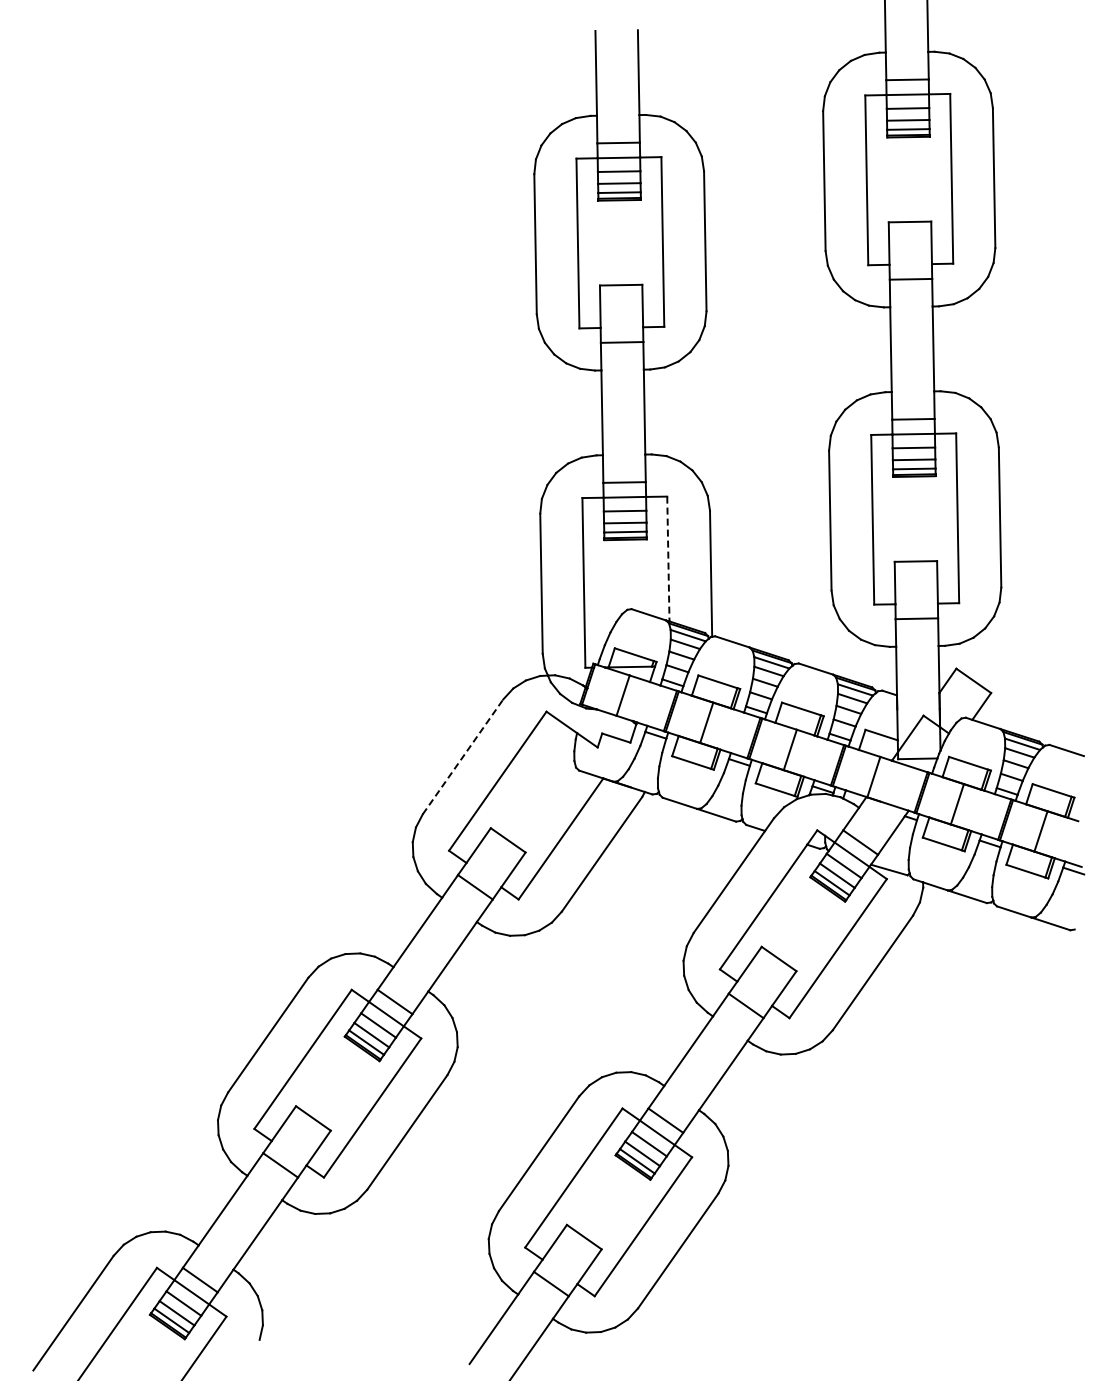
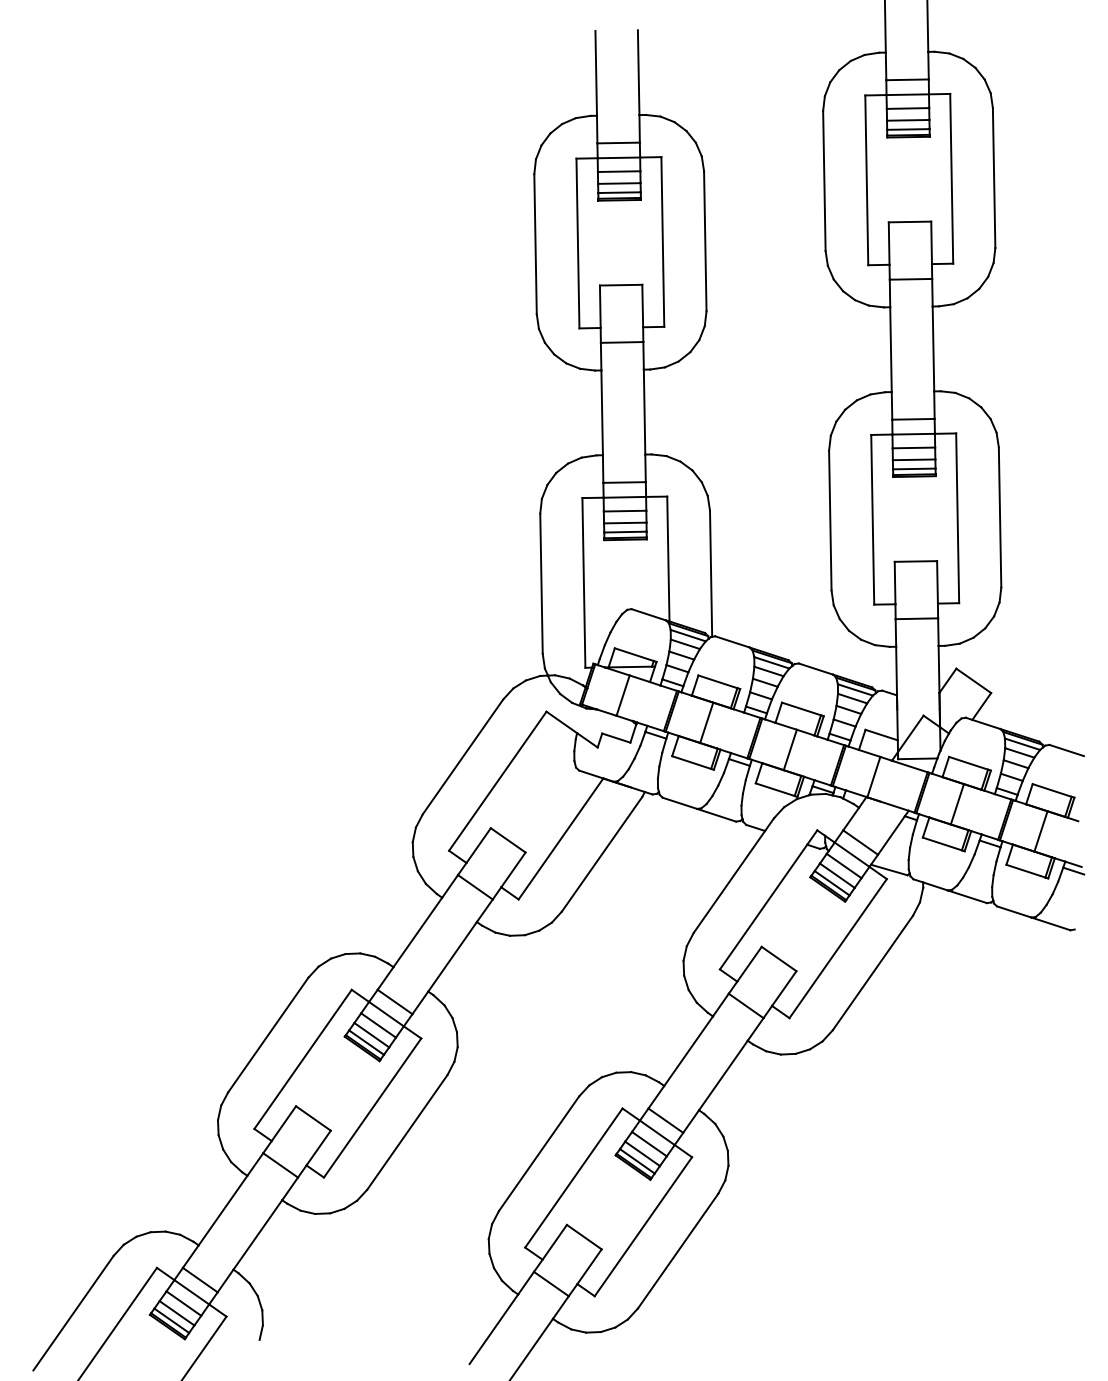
line: dashed -> solid (668, 559)
line: dashed -> solid (463, 756)
